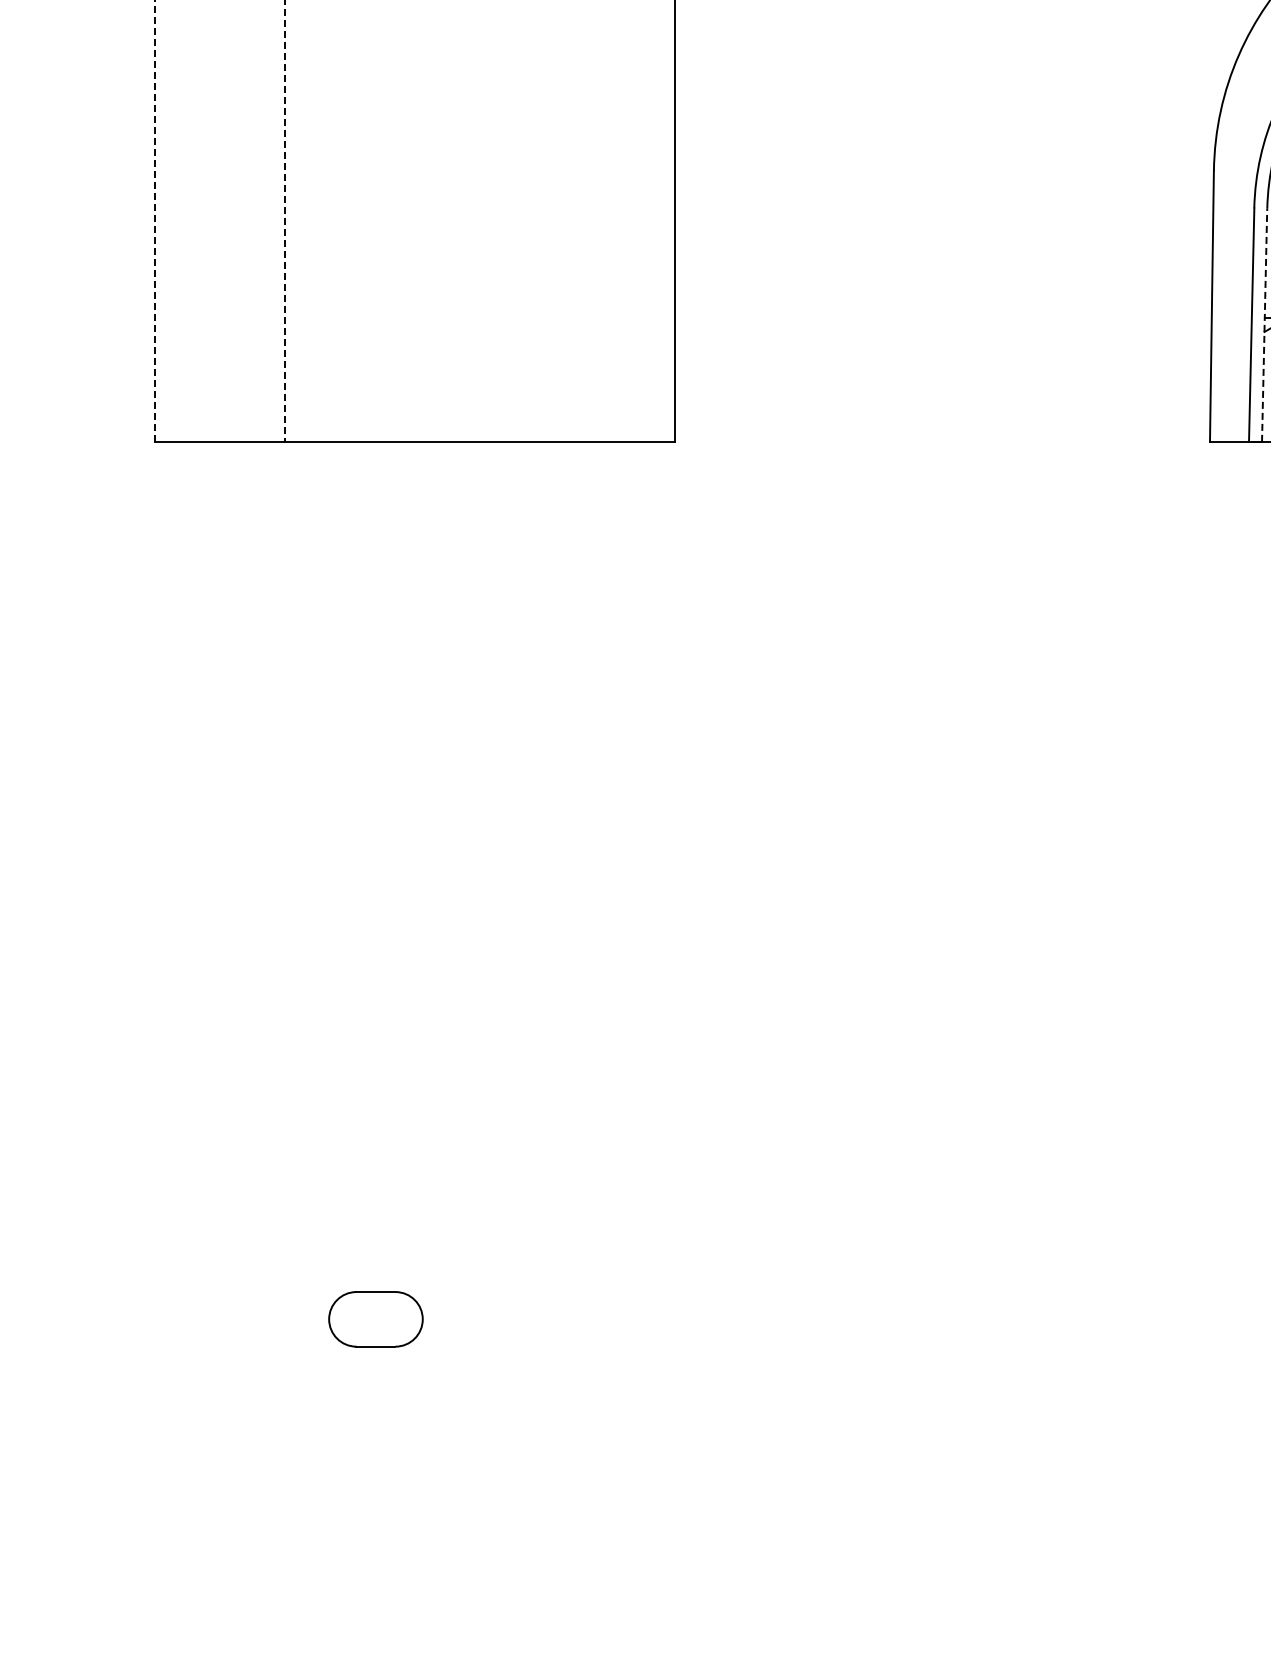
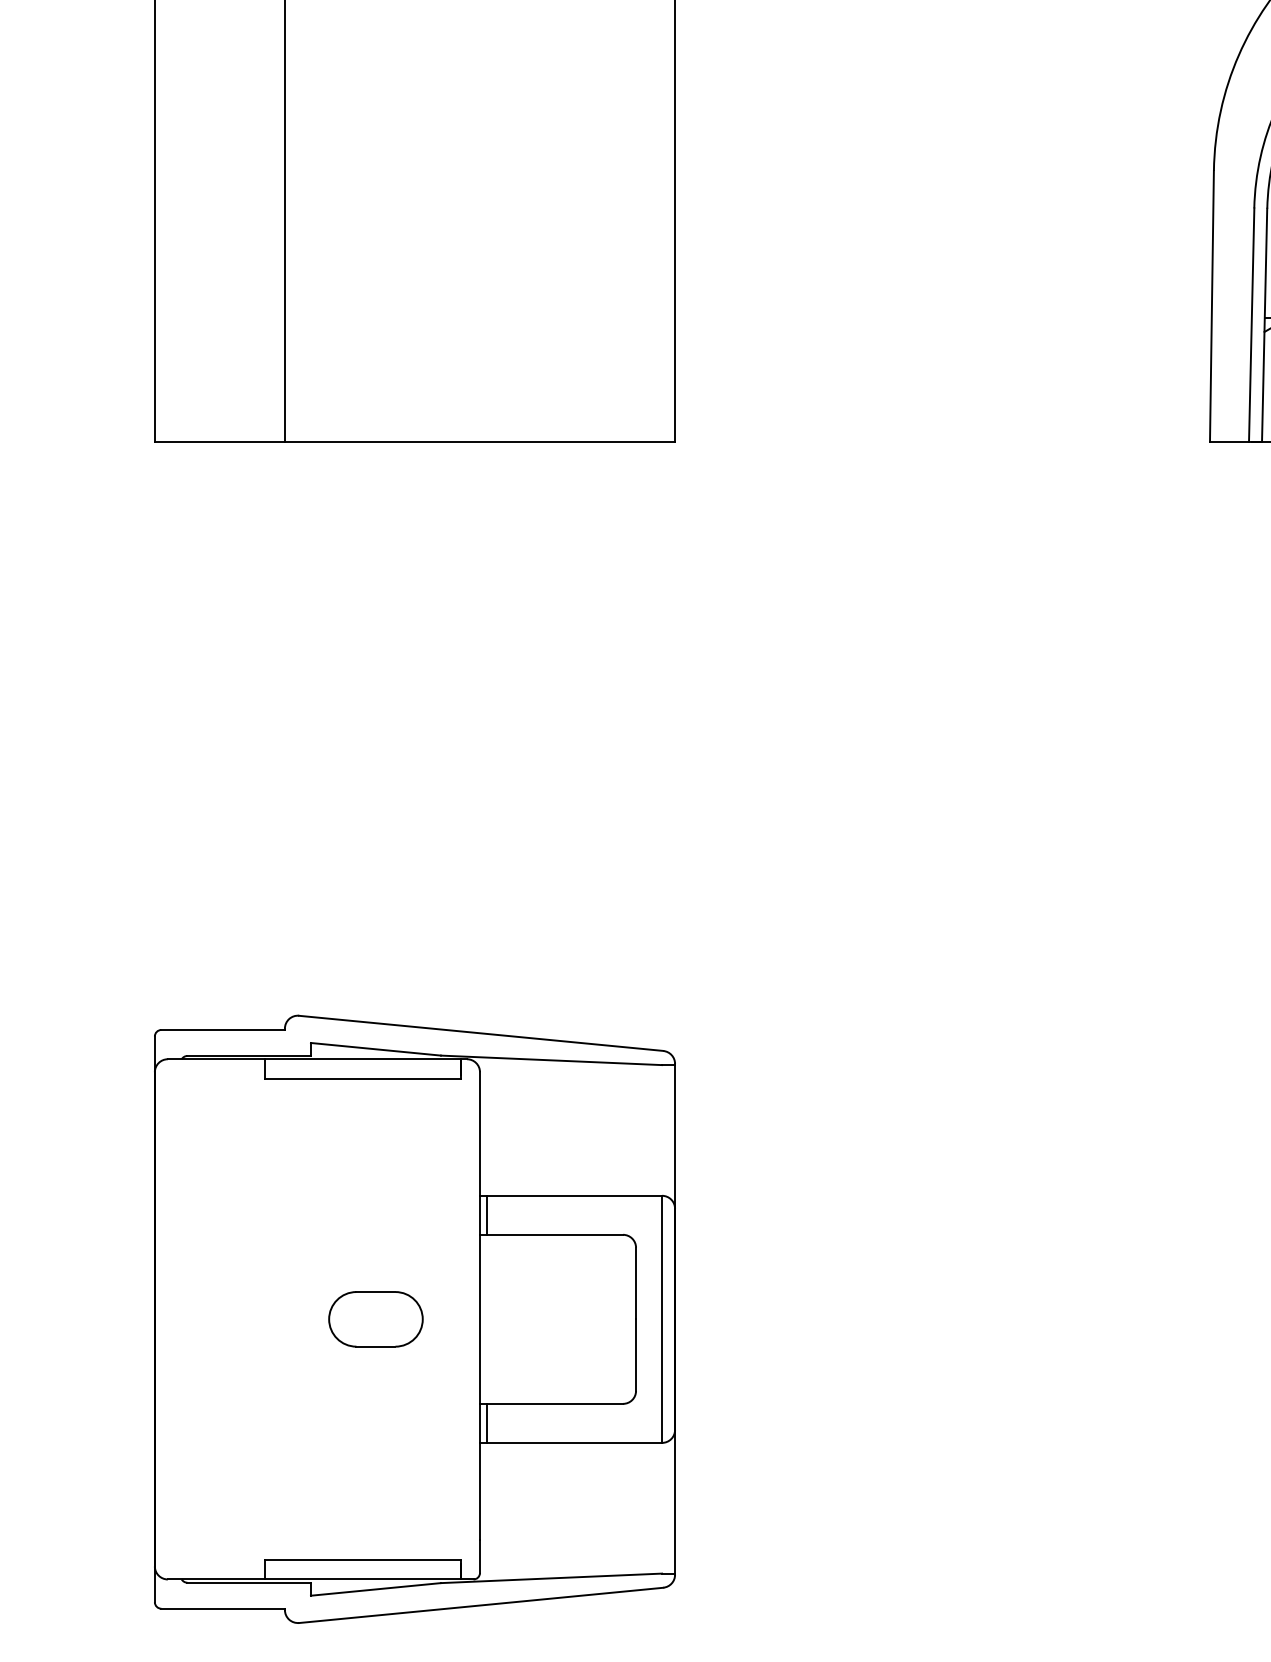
line: dashed -> solid (154, 221)
line: dashed -> solid (284, 221)
line: dashed -> solid (1264, 325)
part: none -> present (414, 1318)
